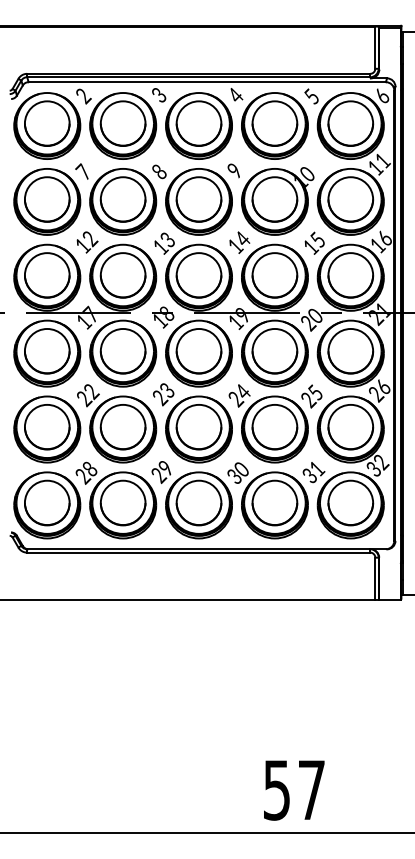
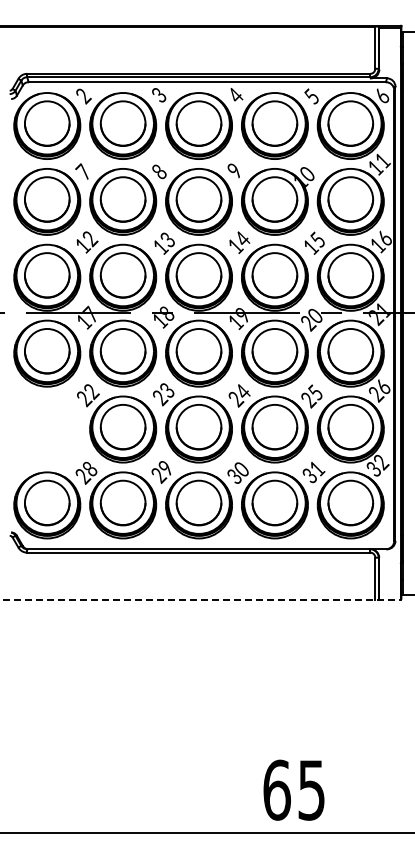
part: present -> none (47, 429)
line: solid -> dashed (201, 599)
text: 57 -> 65 (293, 789)
